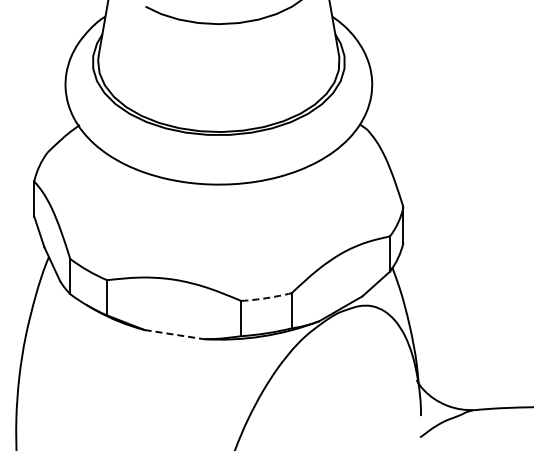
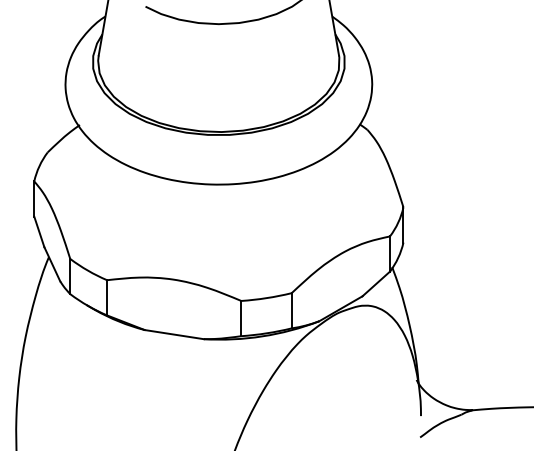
arc: dashed -> solid (266, 298)
line: dashed -> solid (174, 334)
